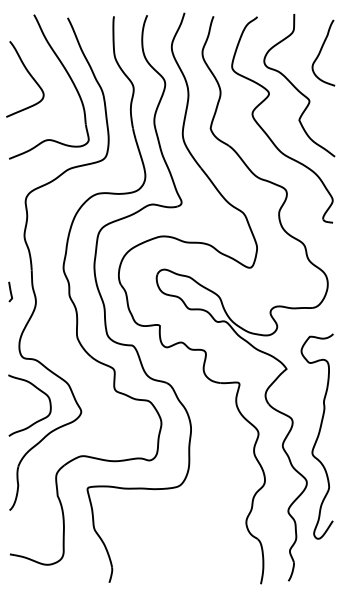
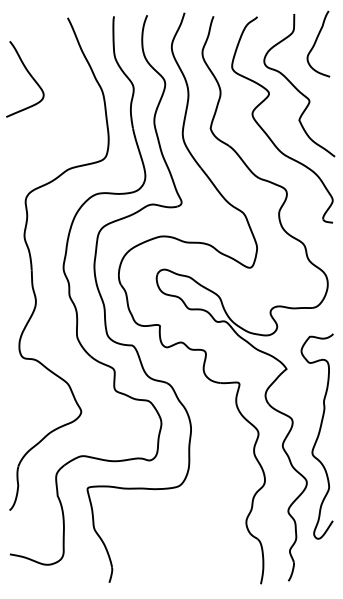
curve position: (321, 51) -> (316, 42) (316, 42)
part: present -> none (66, 73)
curve: present -> none (10, 291)
curve: present -> none (37, 420)
